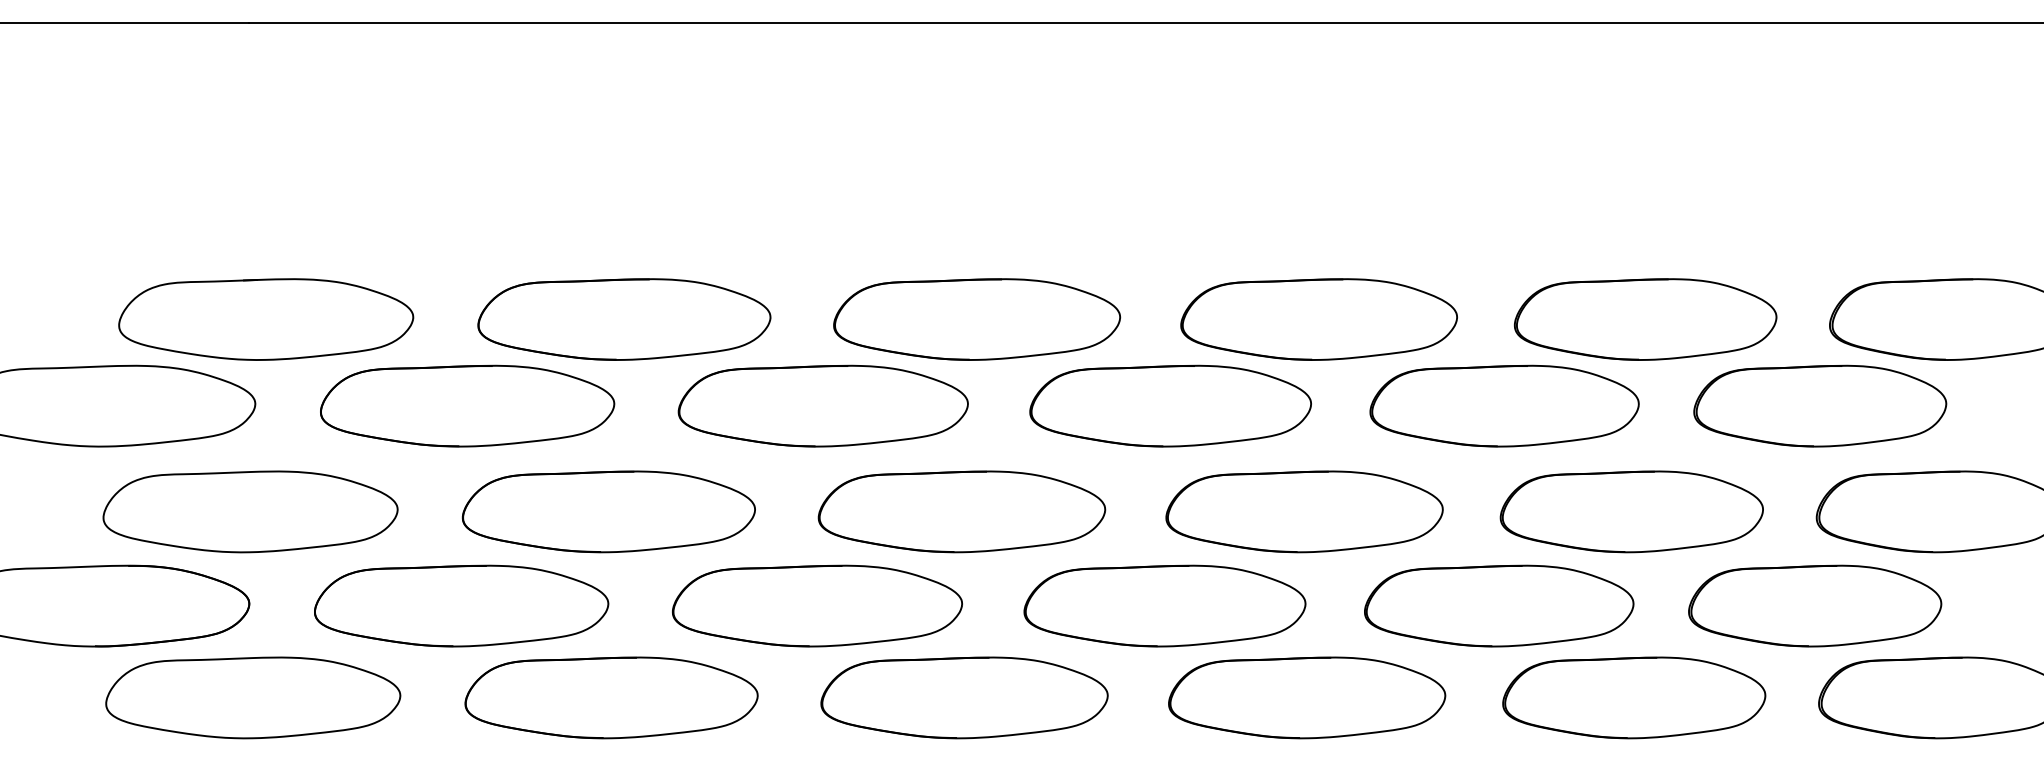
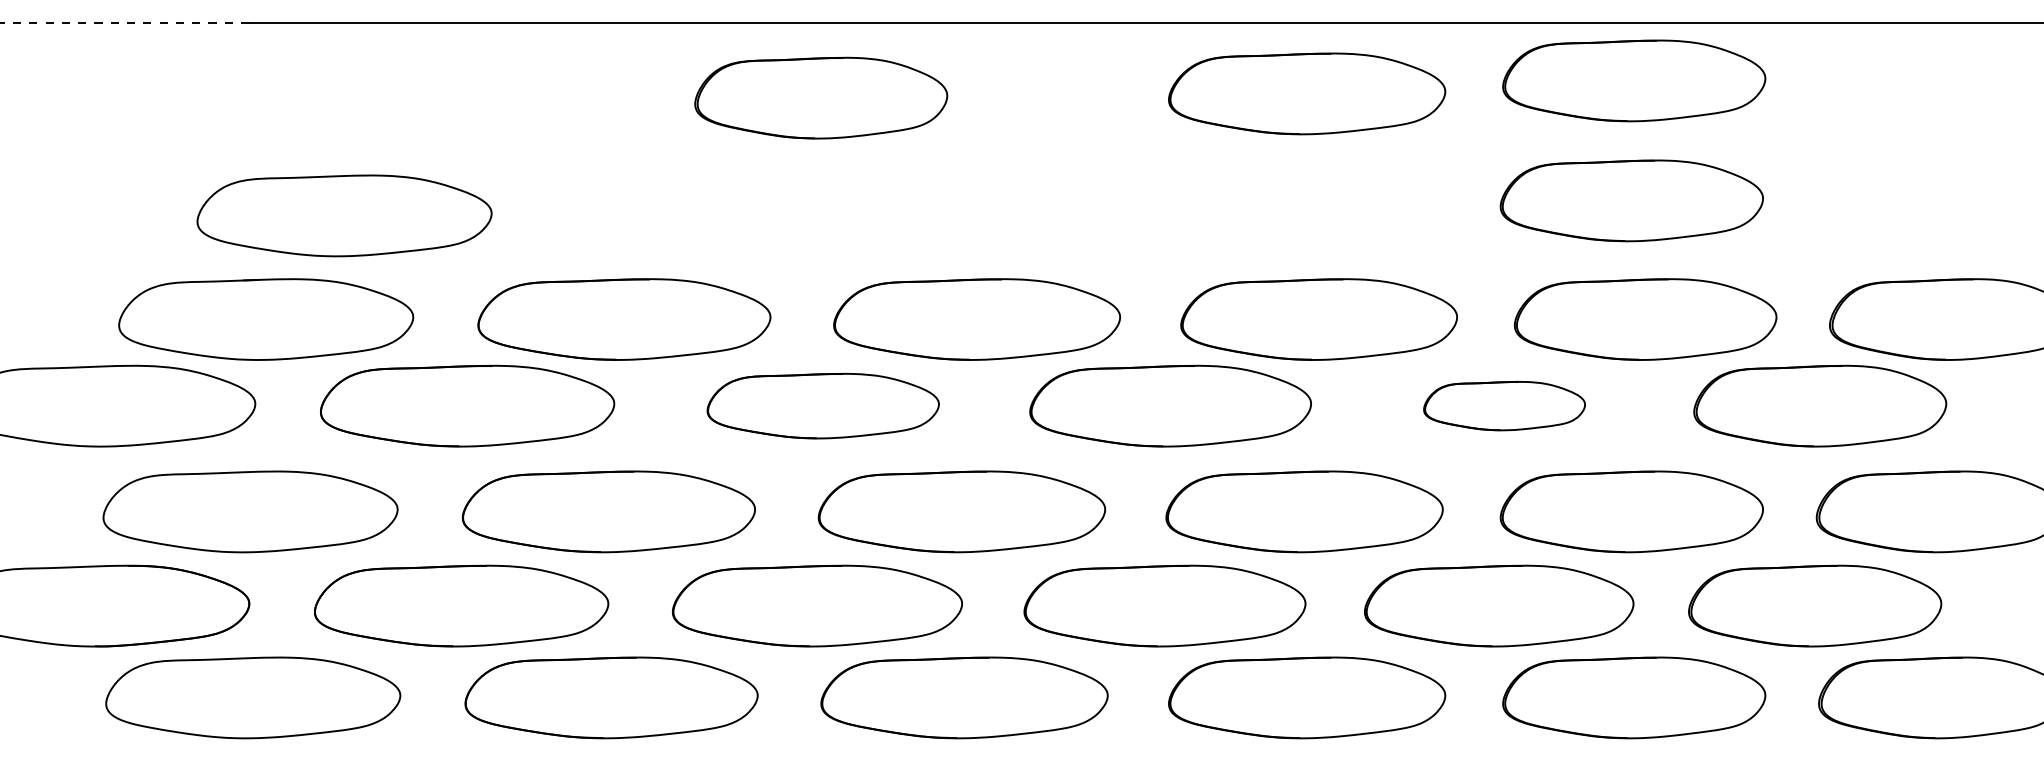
line: solid -> dashed (125, 22)
part: none -> present (1634, 80)
part: none -> present (1307, 93)
part: none -> present (821, 97)
part: none -> present (1631, 200)
part: none -> present (344, 215)
part size: 292x84 px -> 234x68 px (822, 405)
part size: 271x84 px -> 163x51 px (1504, 406)
